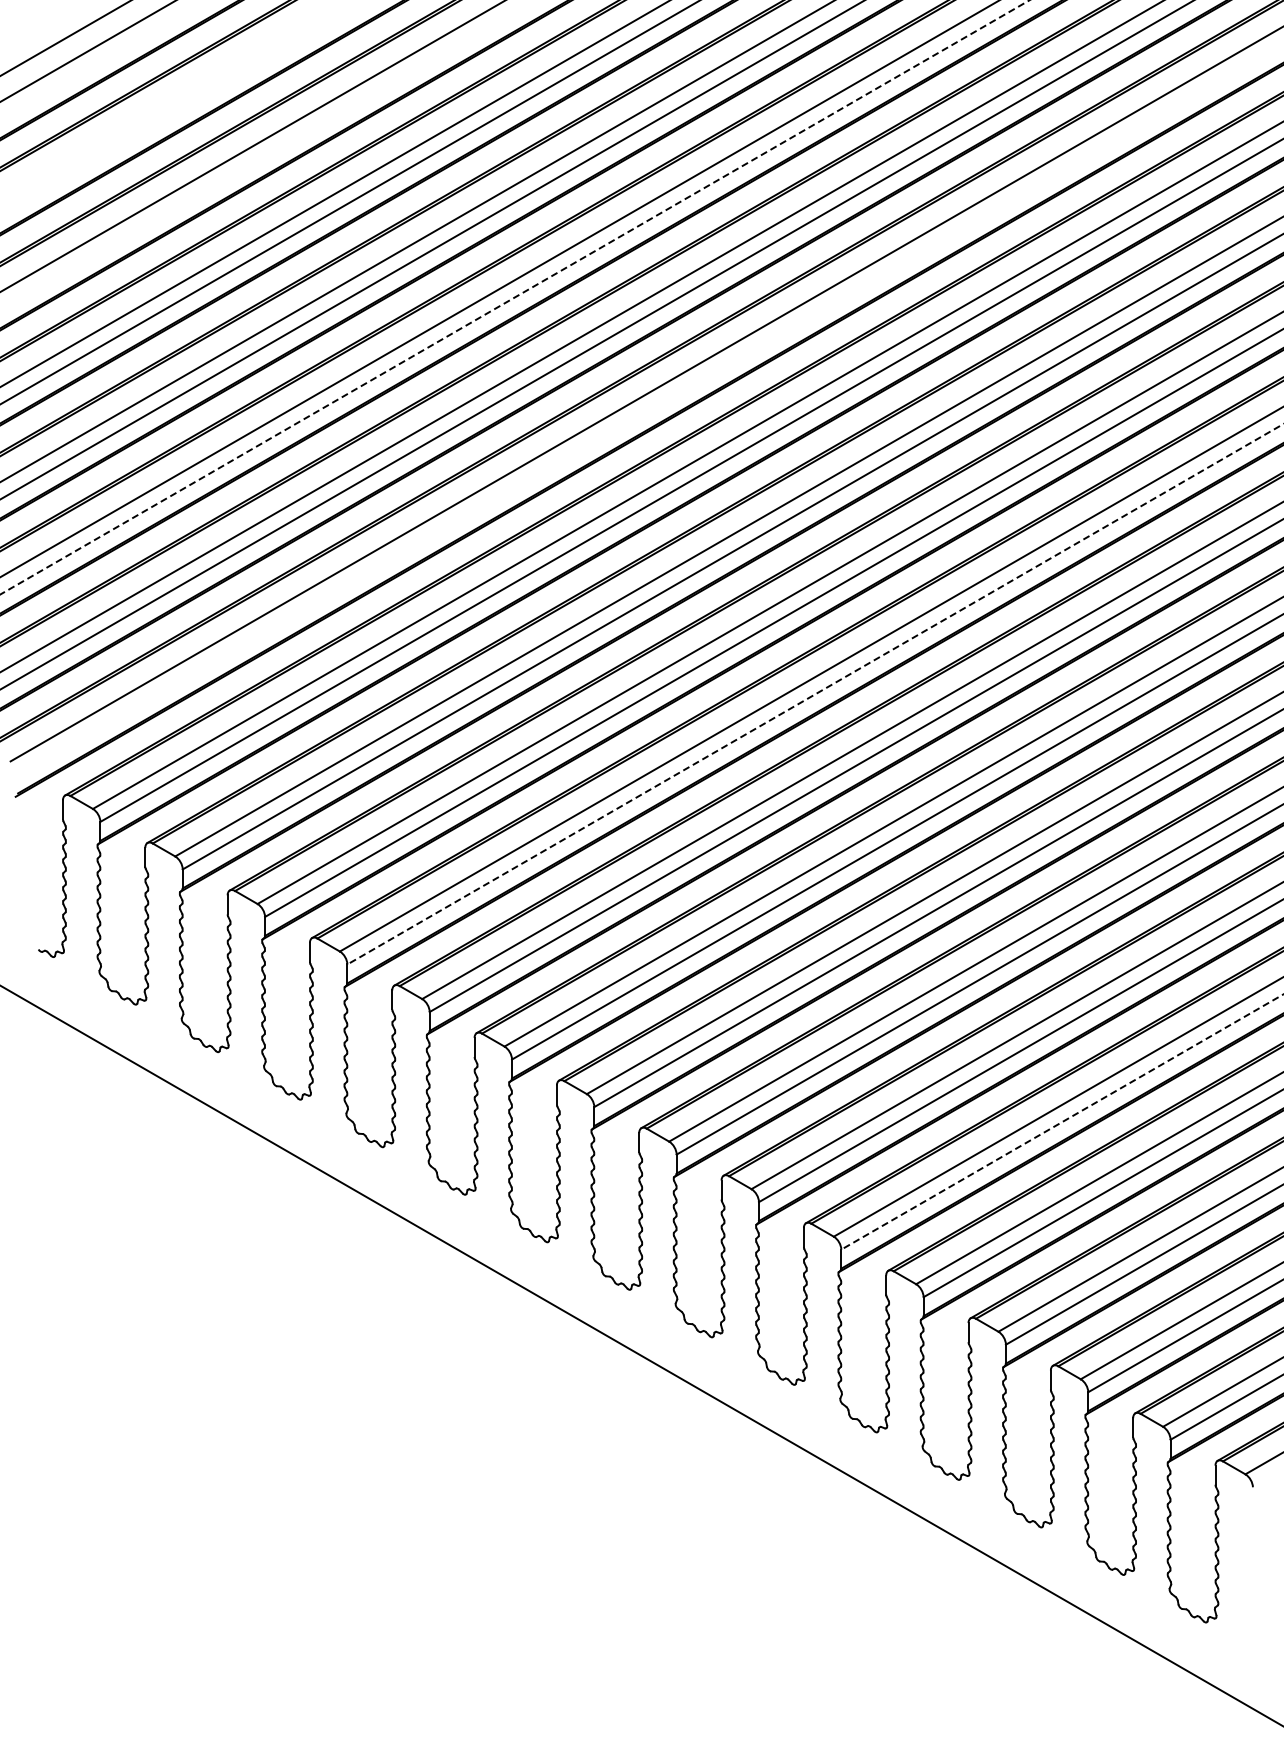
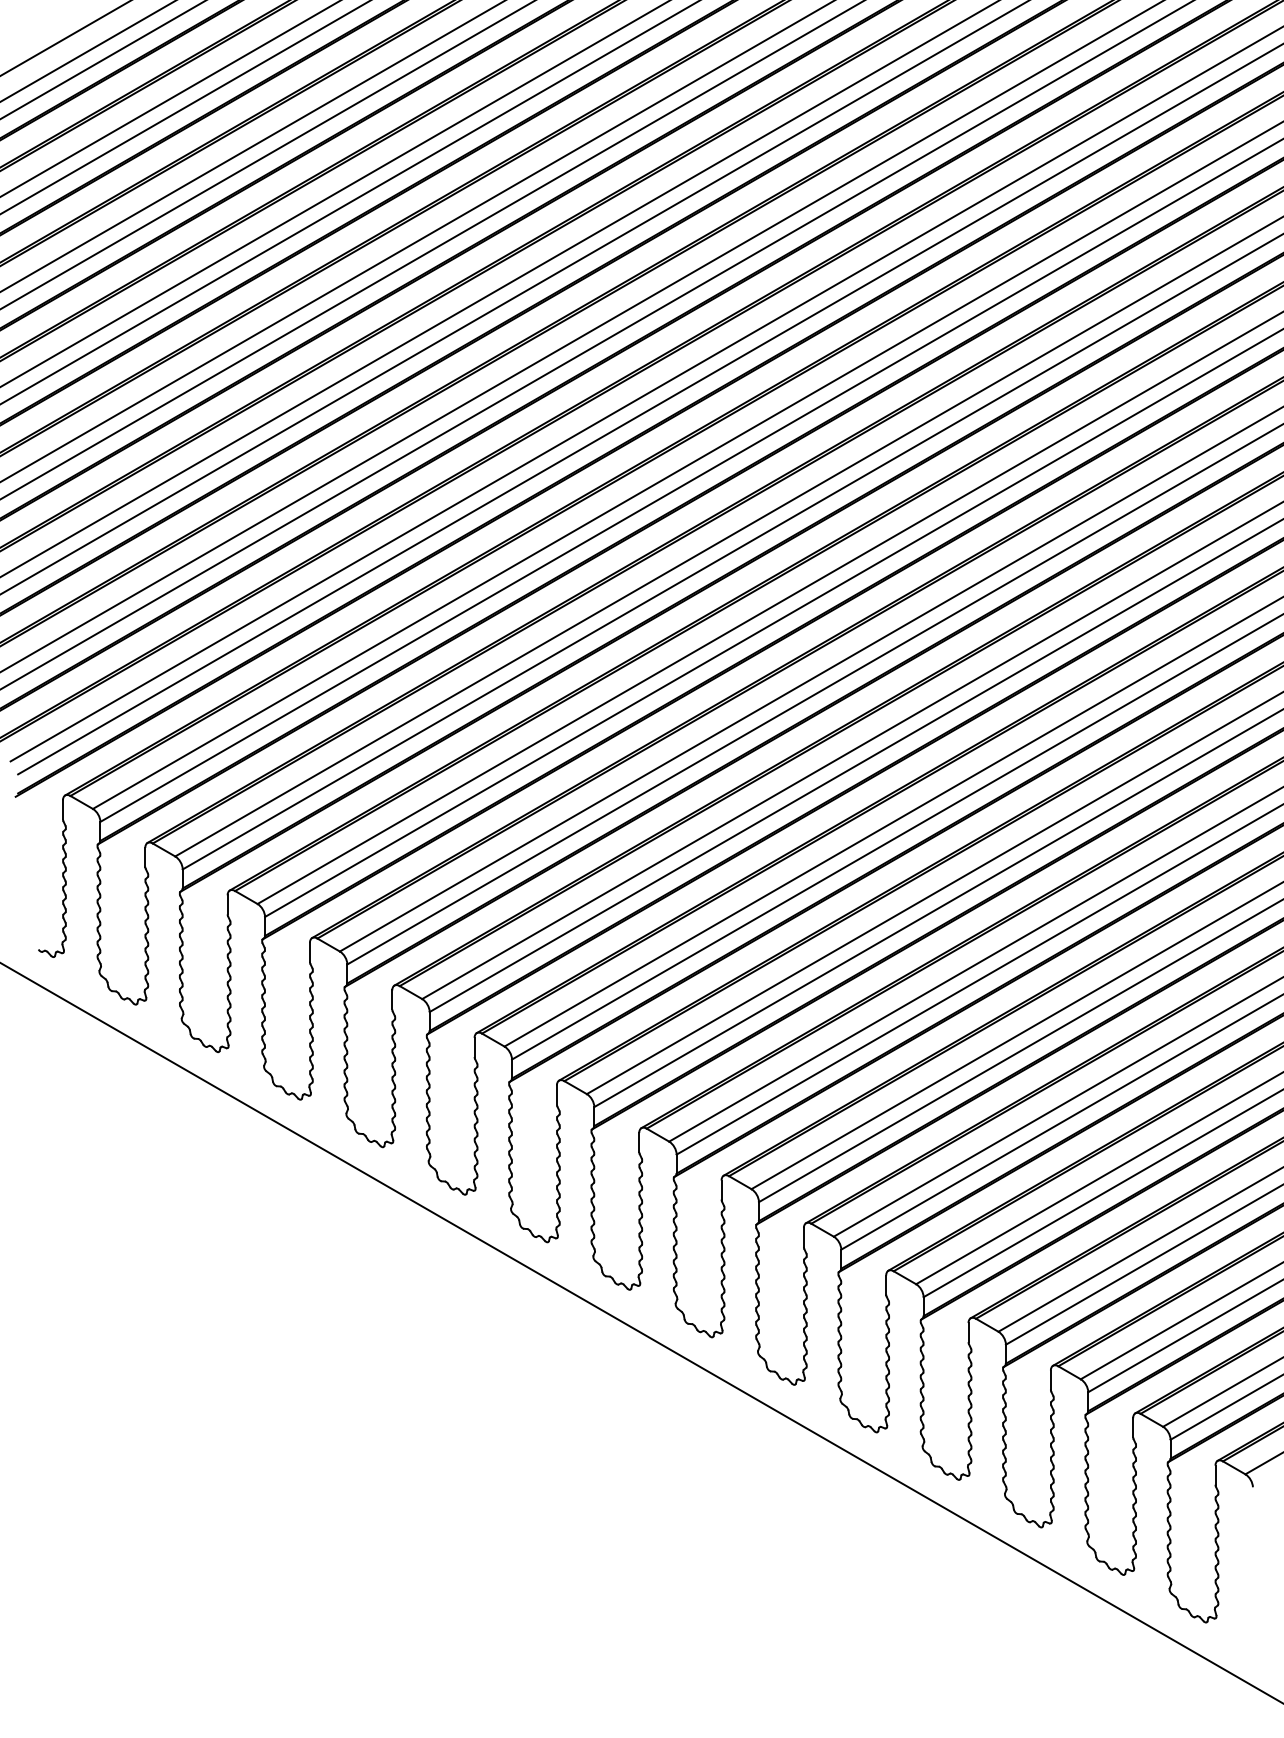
line: none -> present (102, 60)
line: none -> present (169, 98)
line: none -> present (184, 107)
line: none -> present (267, 155)
line: dashed -> solid (514, 297)
line: none -> present (649, 409)
line: dashed -> solid (815, 694)
line: dashed -> solid (1062, 1122)
line position: (641, 1355) -> (641, 1333) (641, 1333)
